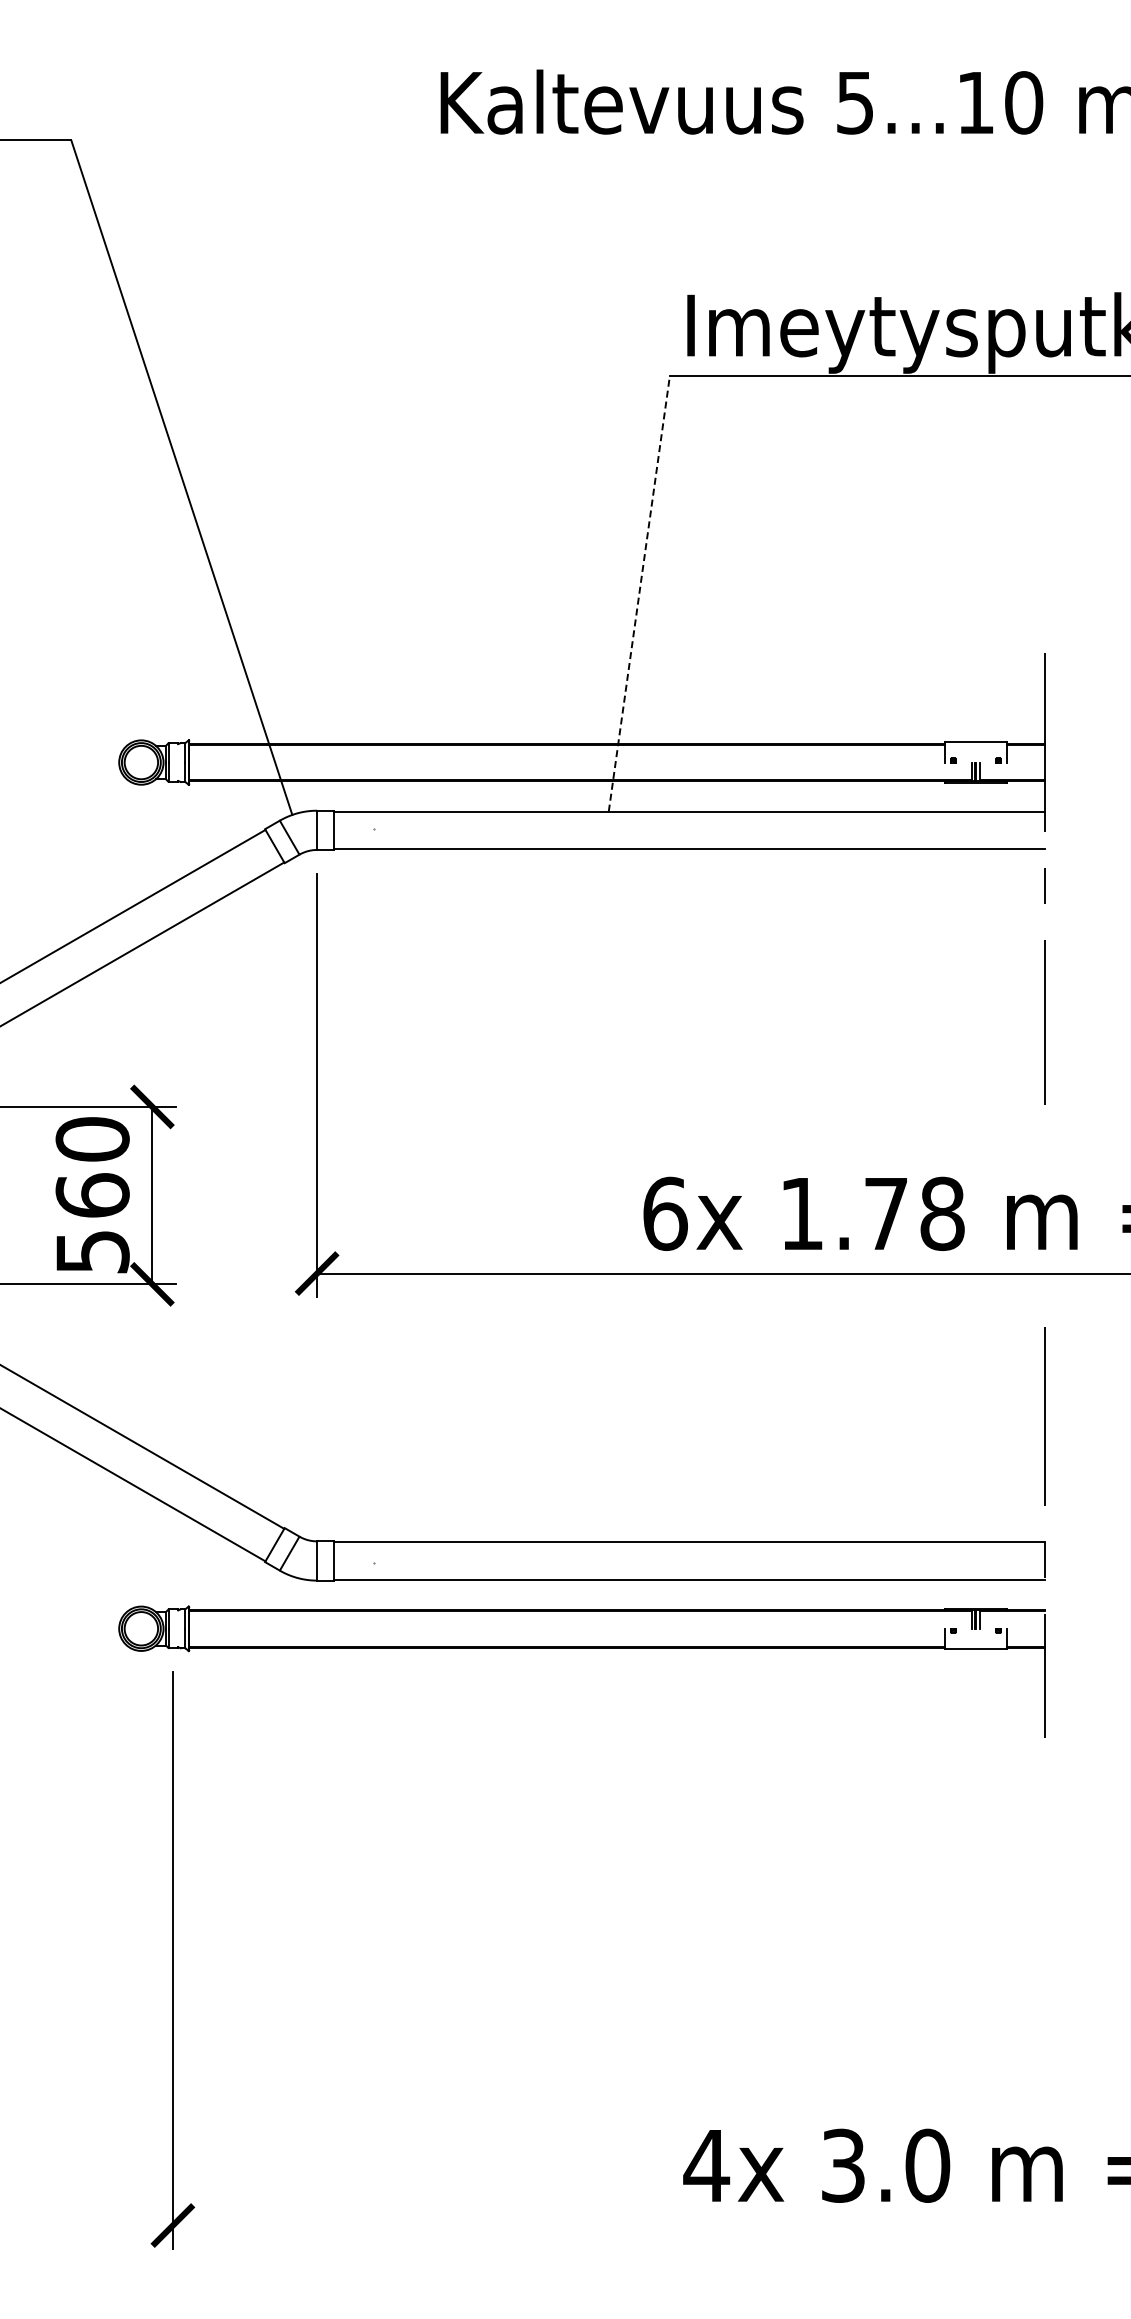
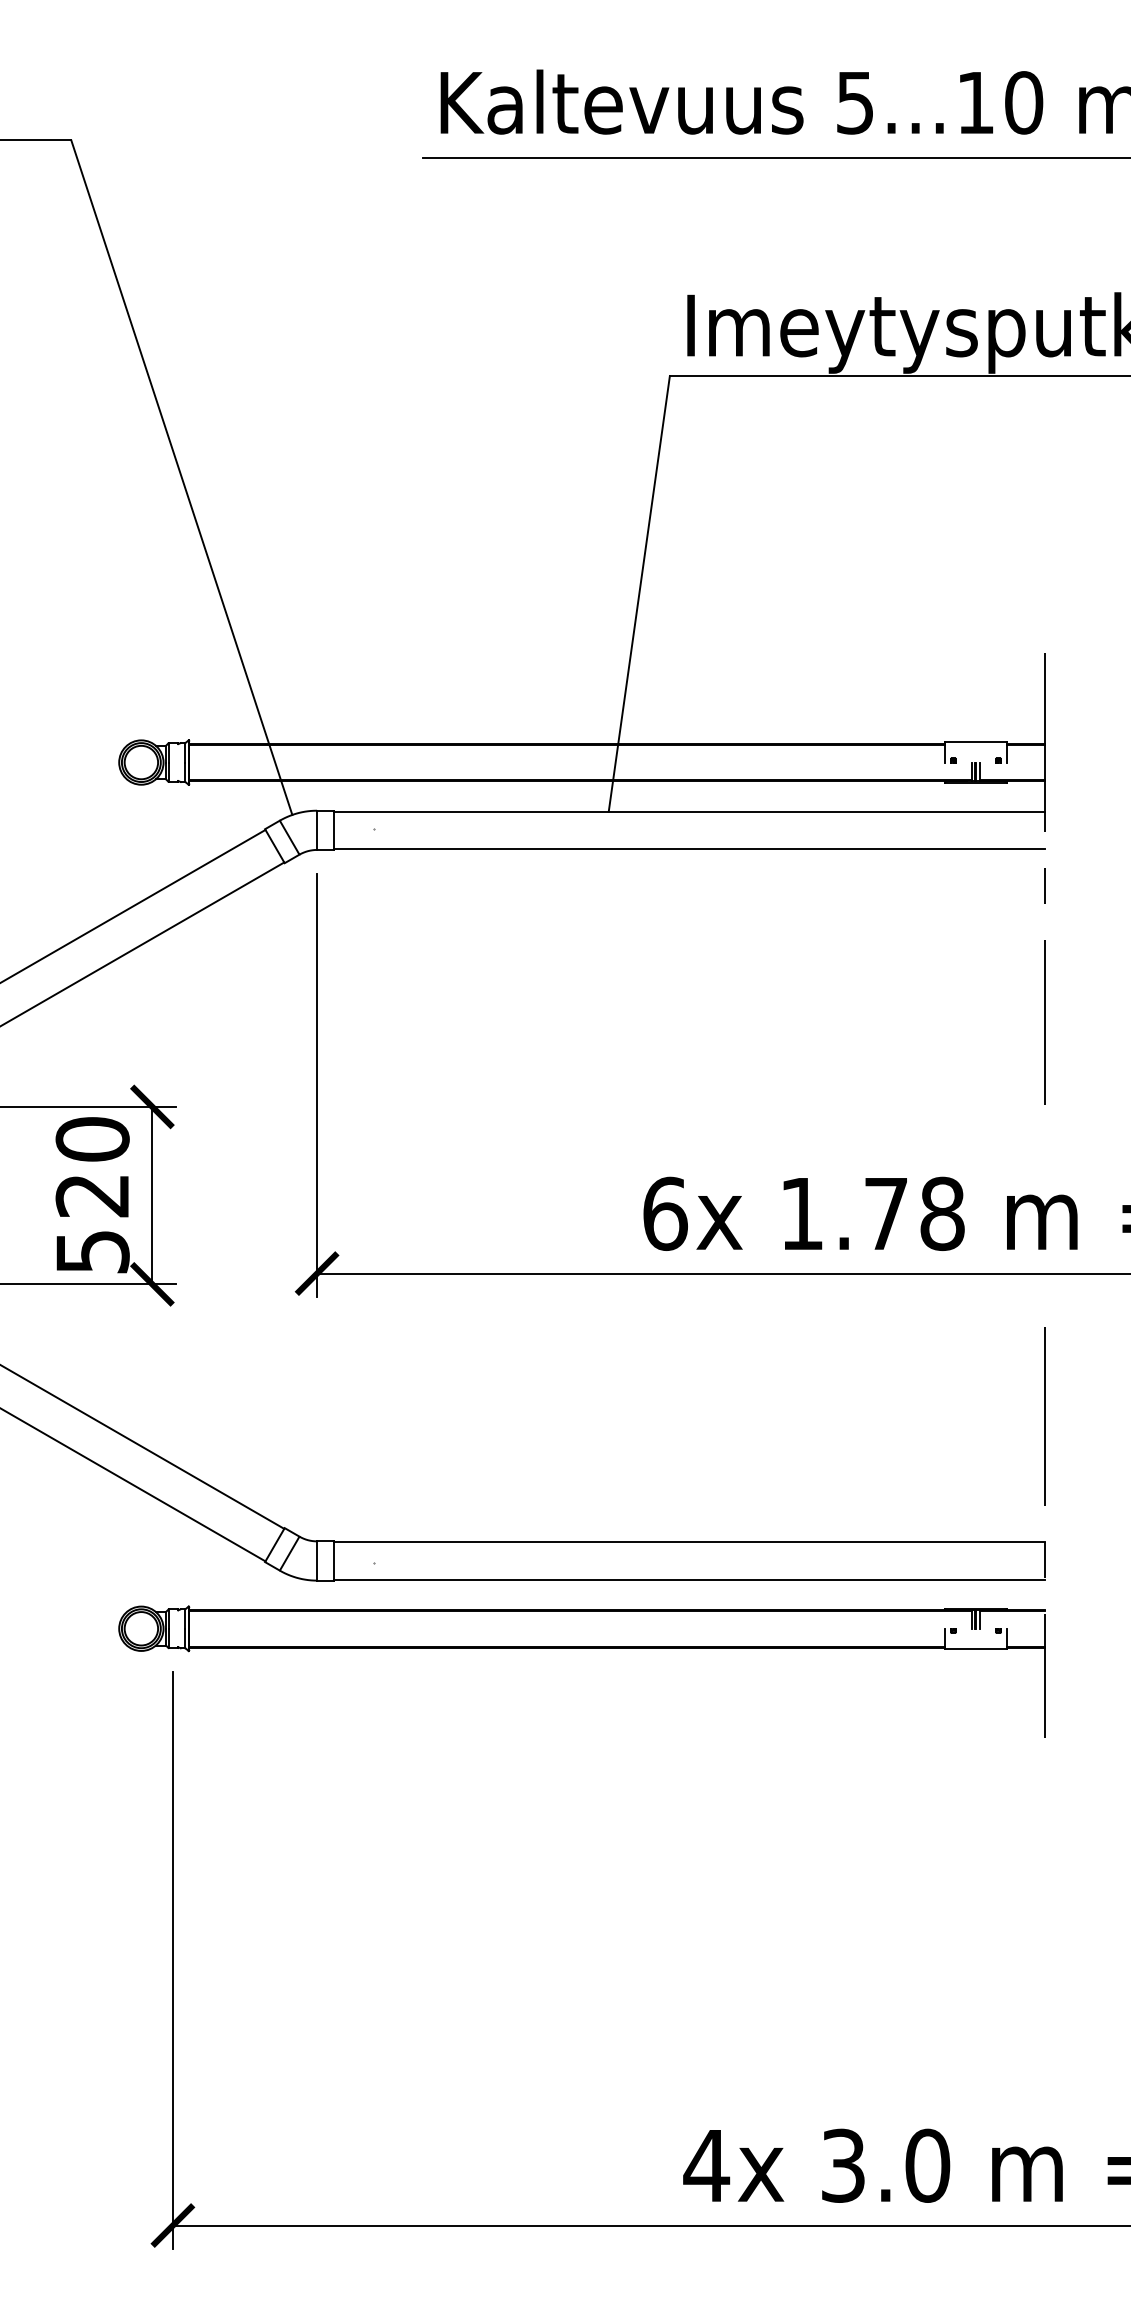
line: none -> present (775, 157)
line: dashed -> solid (639, 593)
text: 560 -> 520 (92, 1195)
line: none -> present (649, 2225)
